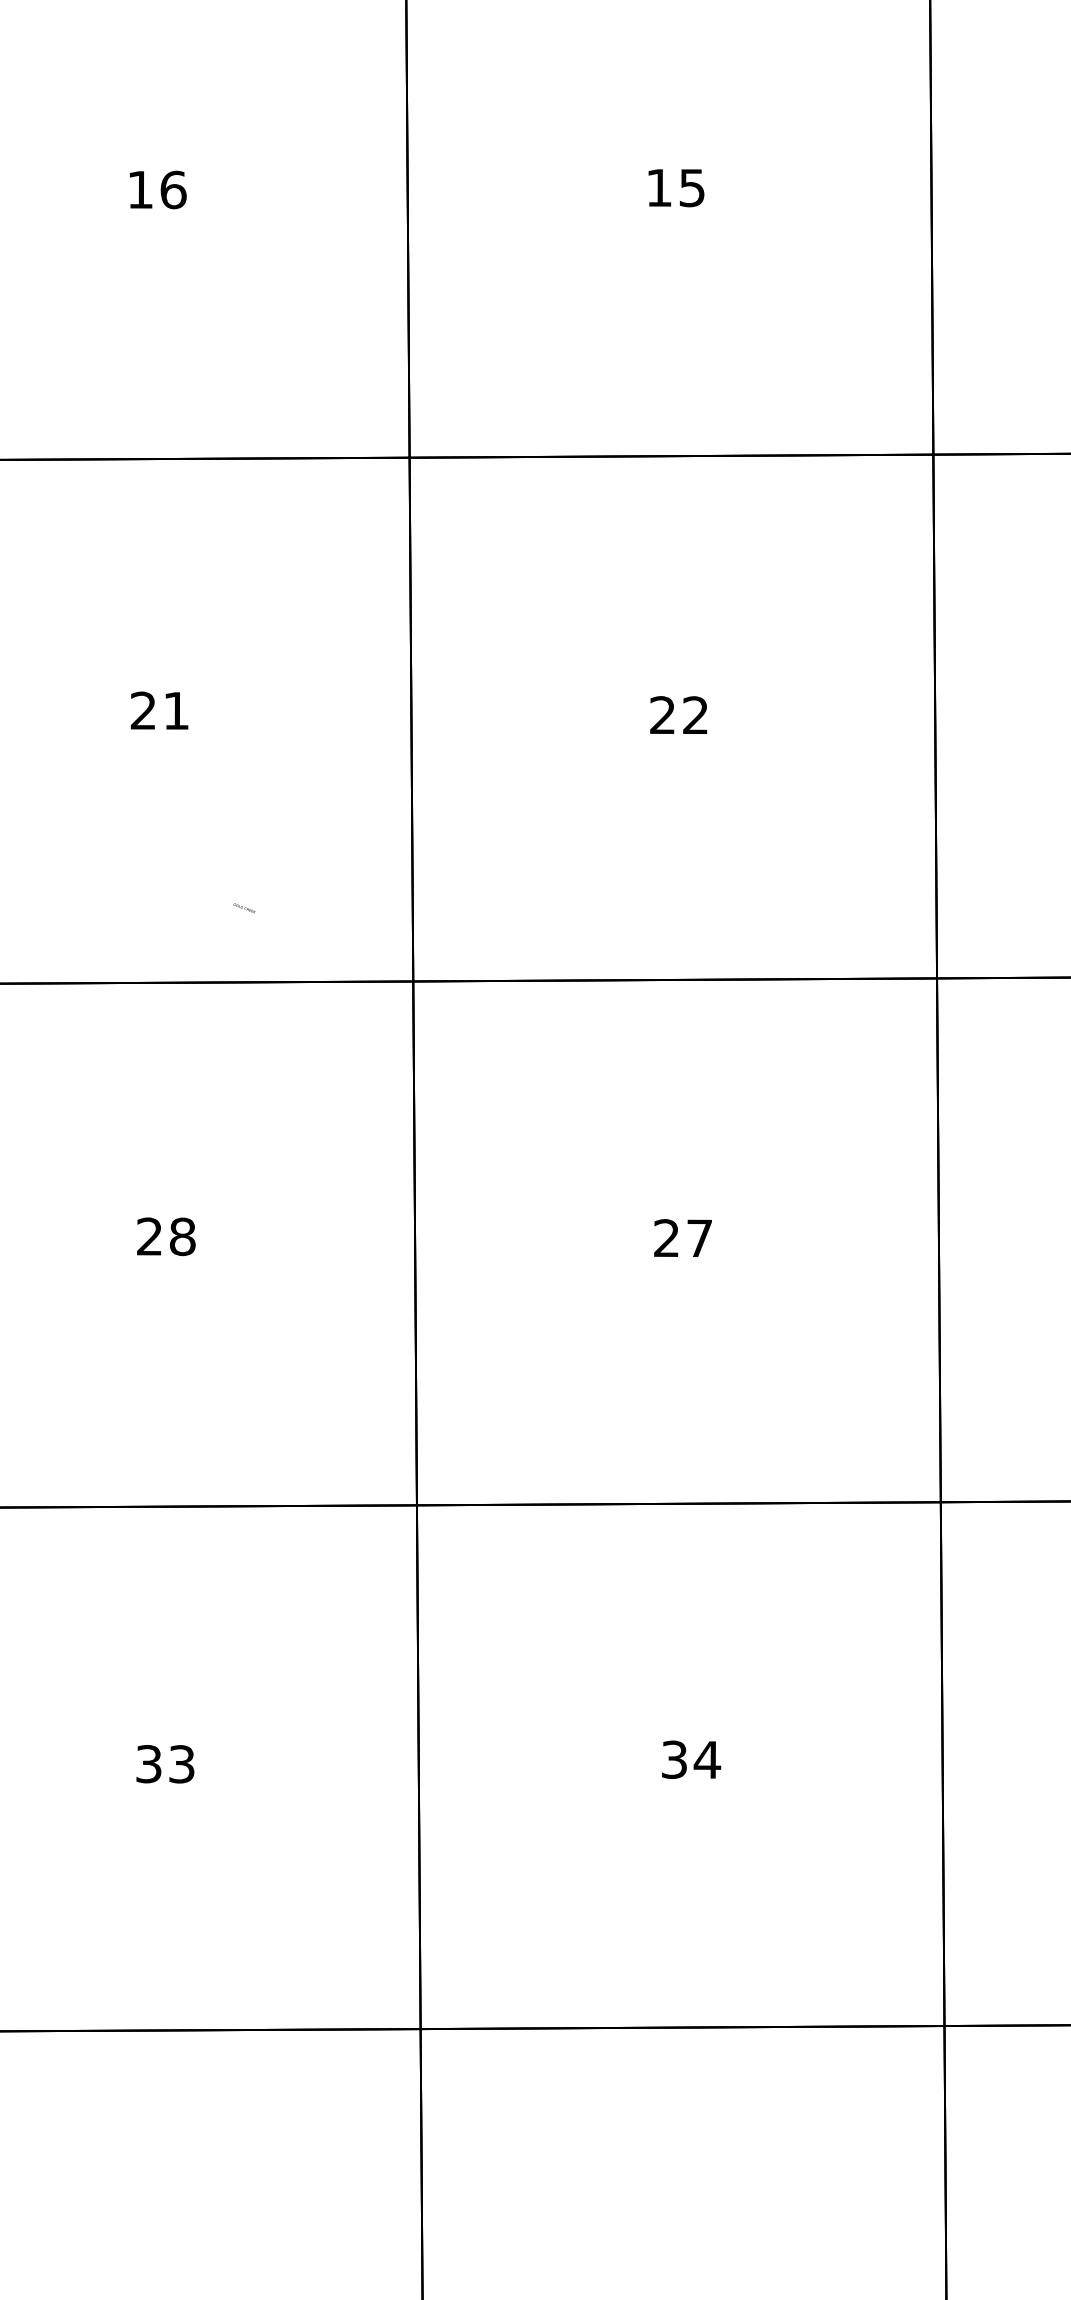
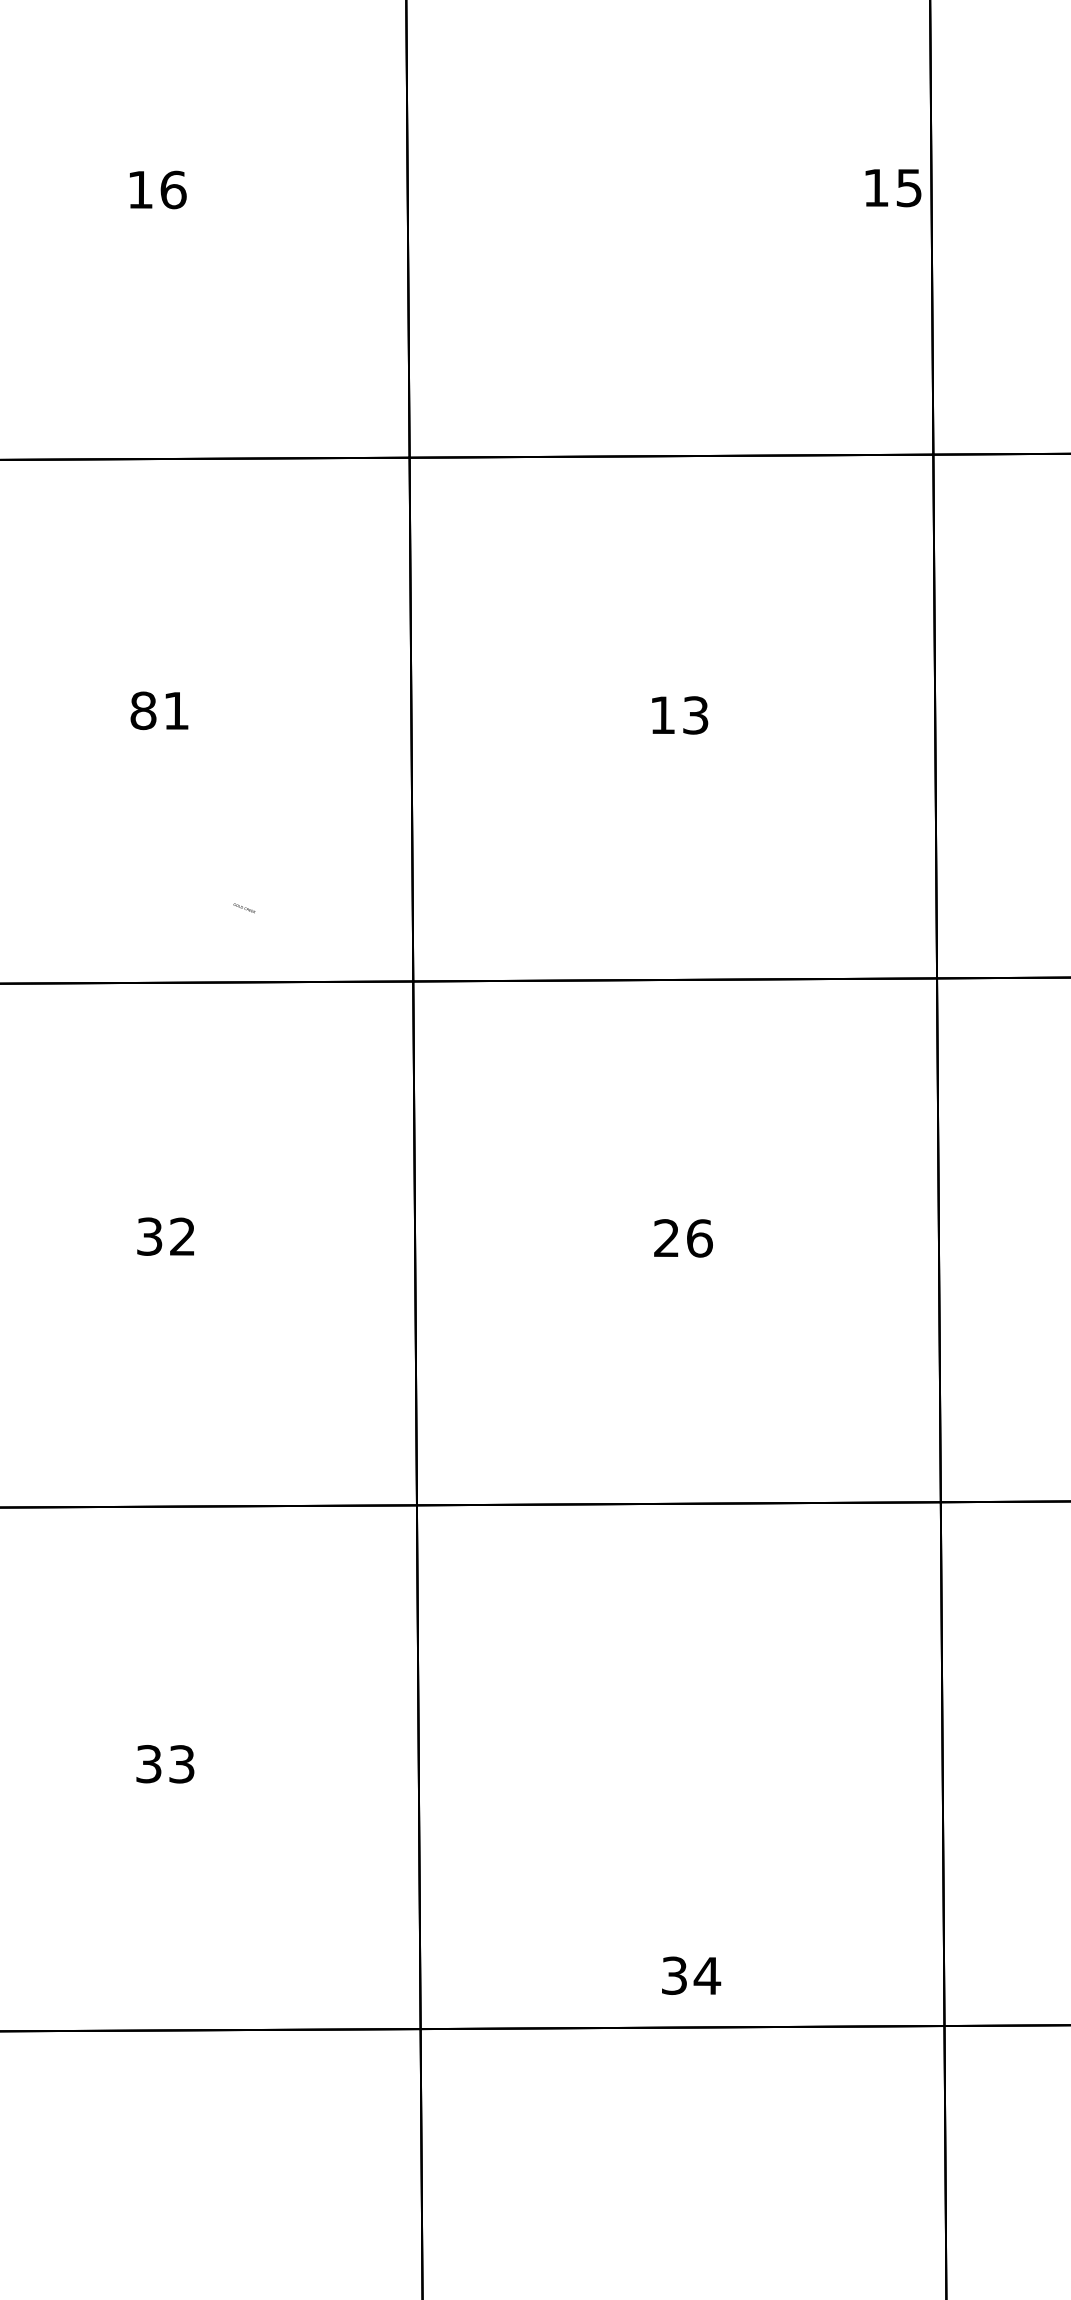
text position: (676, 188) -> (893, 188) (893, 188)
text: 21 -> 81 (143, 710)
text: 22 -> 13 (679, 715)
text: 28 -> 32 (166, 1236)
text: 27 -> 26 (699, 1238)
text position: (691, 1759) -> (691, 1975) (691, 1975)
